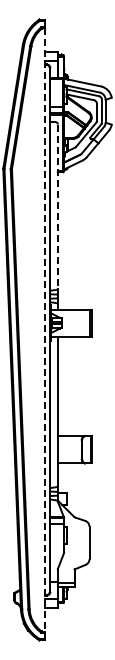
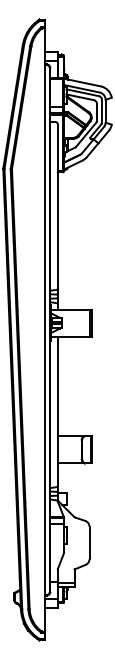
line: dashed -> solid (57, 207)
line: dashed -> solid (45, 329)
